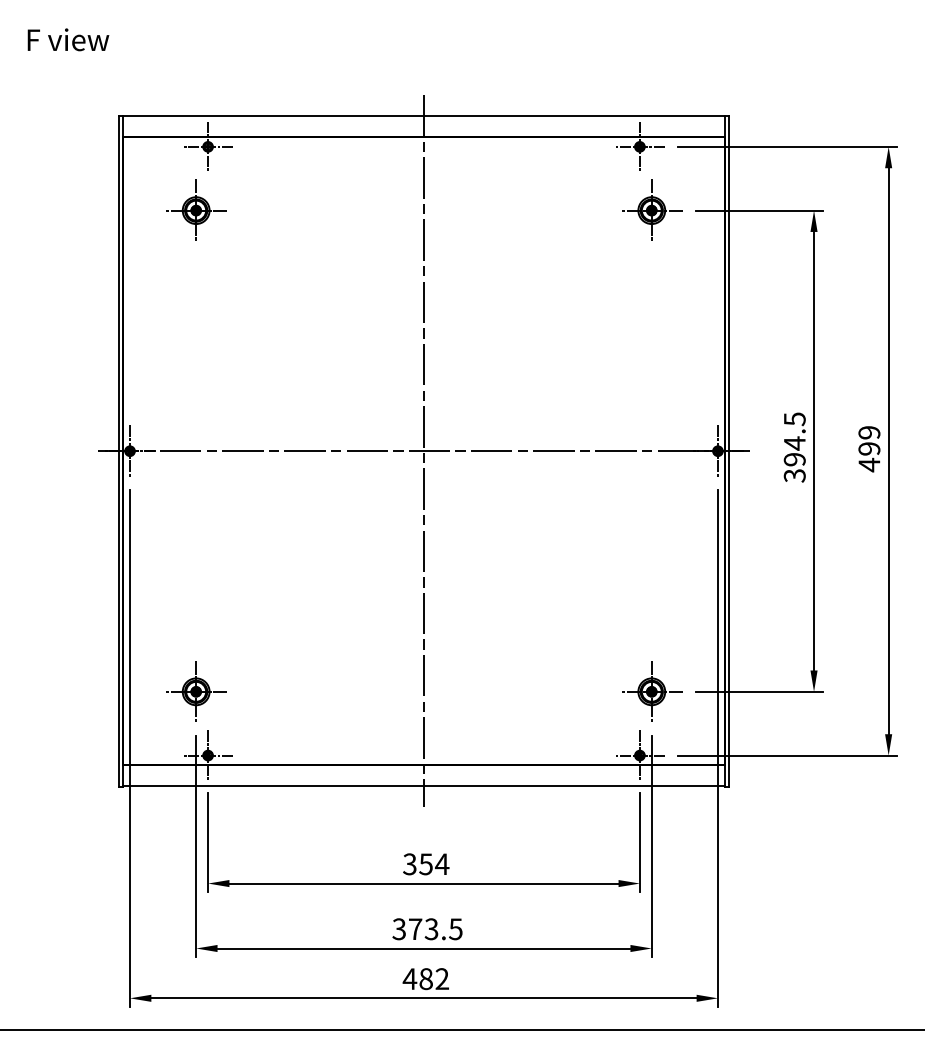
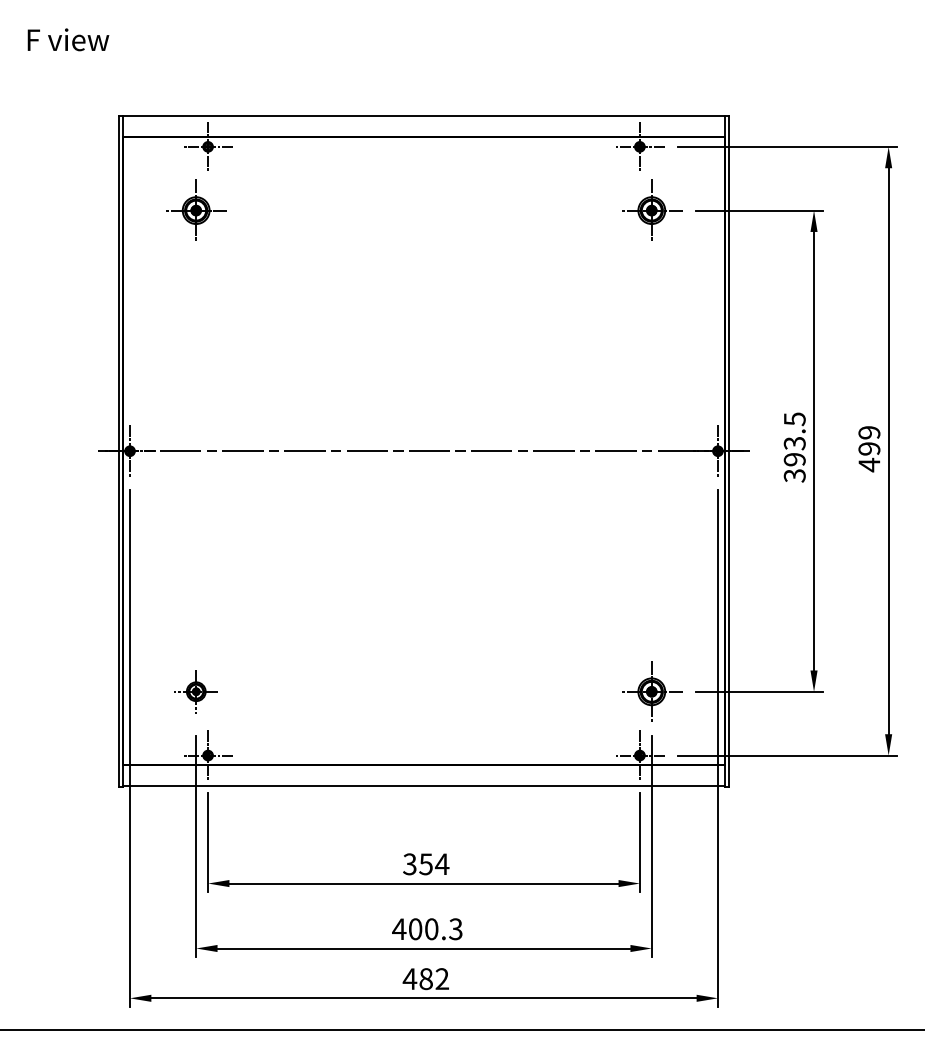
text: 394.5 -> 393.5 (794, 443)
line: present -> none (424, 451)
part size: 61x61 px -> 44x44 px (195, 691)
text: 373.5 -> 400.3 (427, 929)
